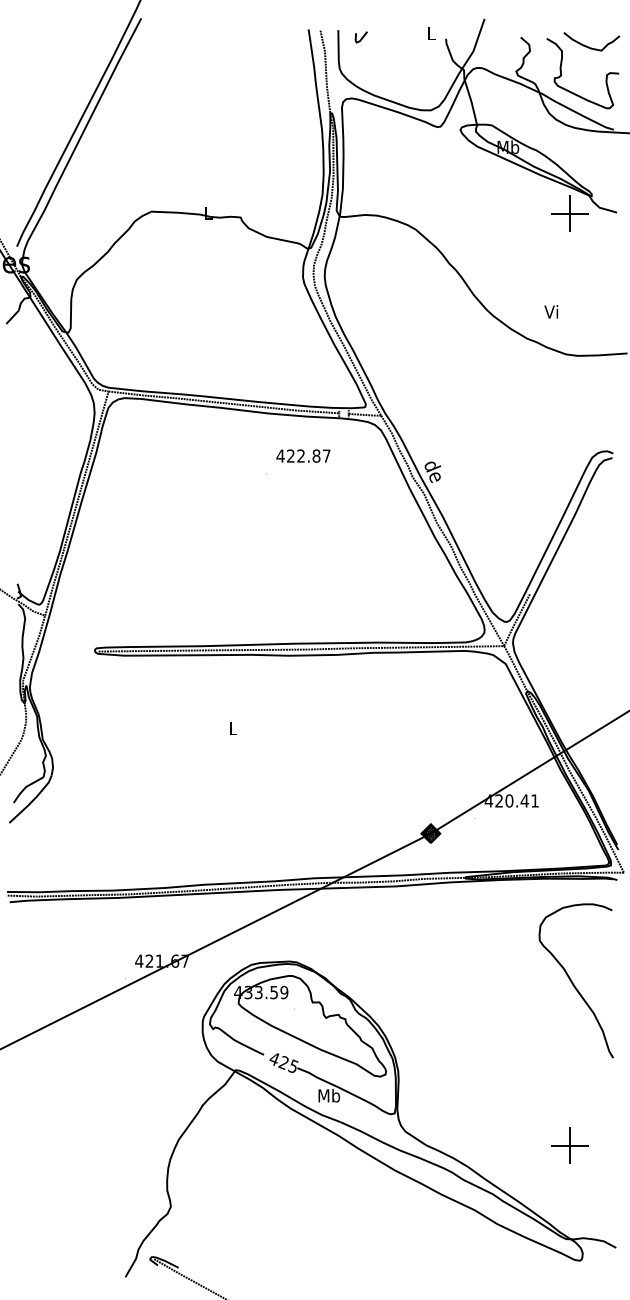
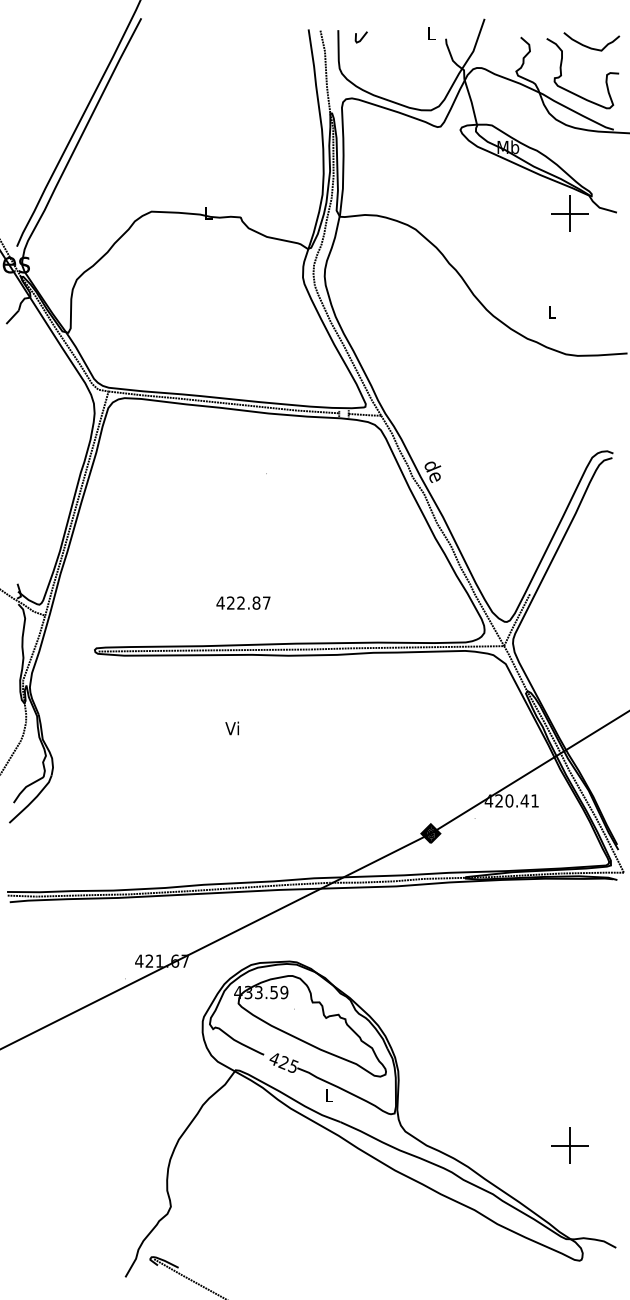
text: Vi -> L (551, 311)
text position: (303, 455) -> (243, 602) (243, 602)
text: L -> Vi (231, 728)
curve: present -> none (573, 982)
text: Mb -> L (329, 1095)
